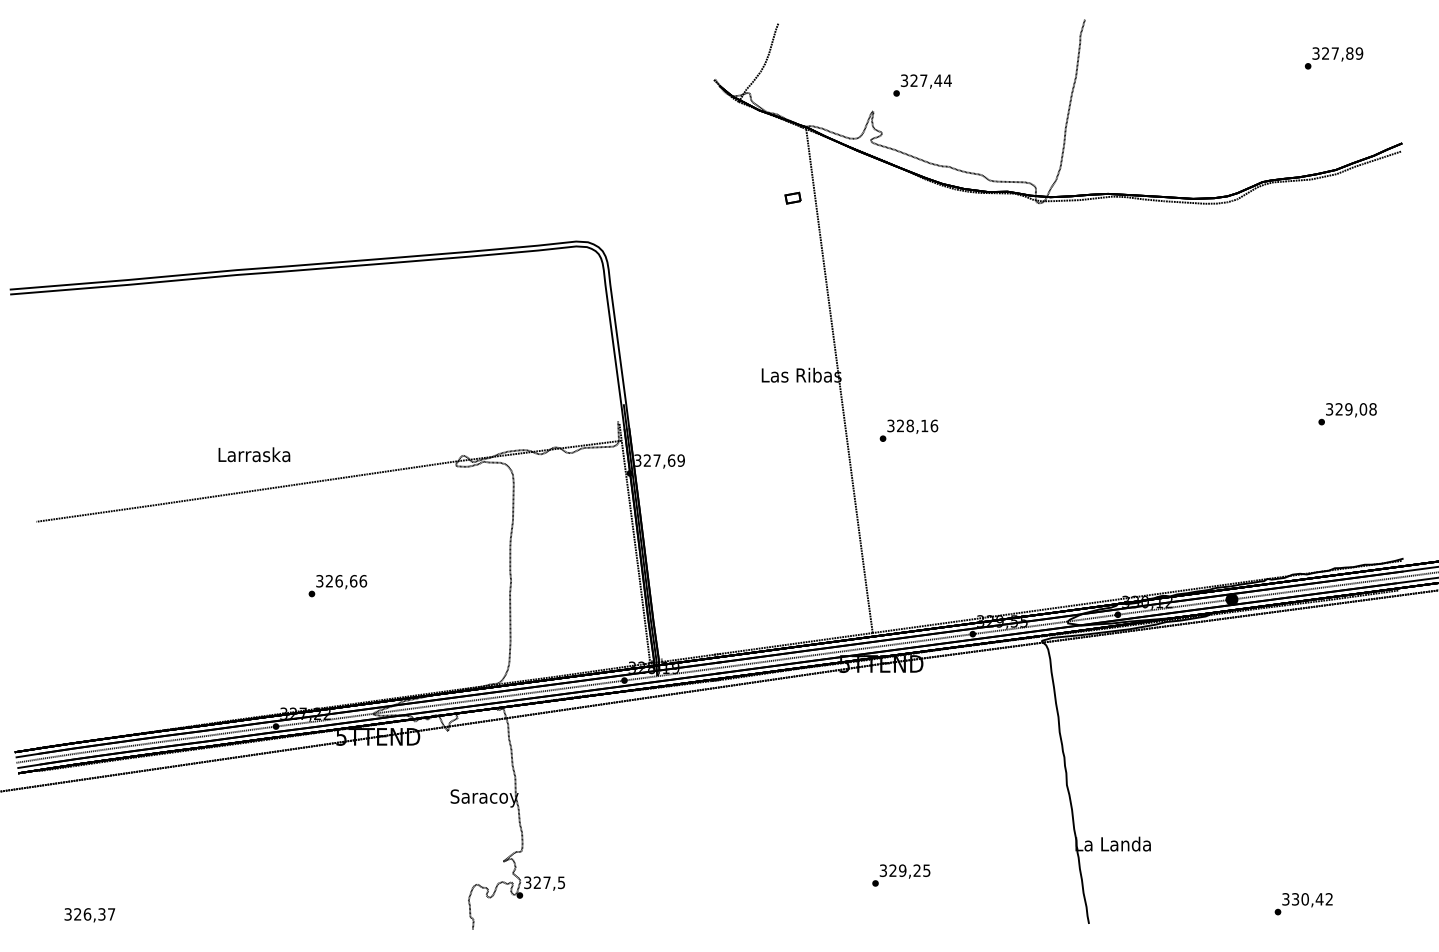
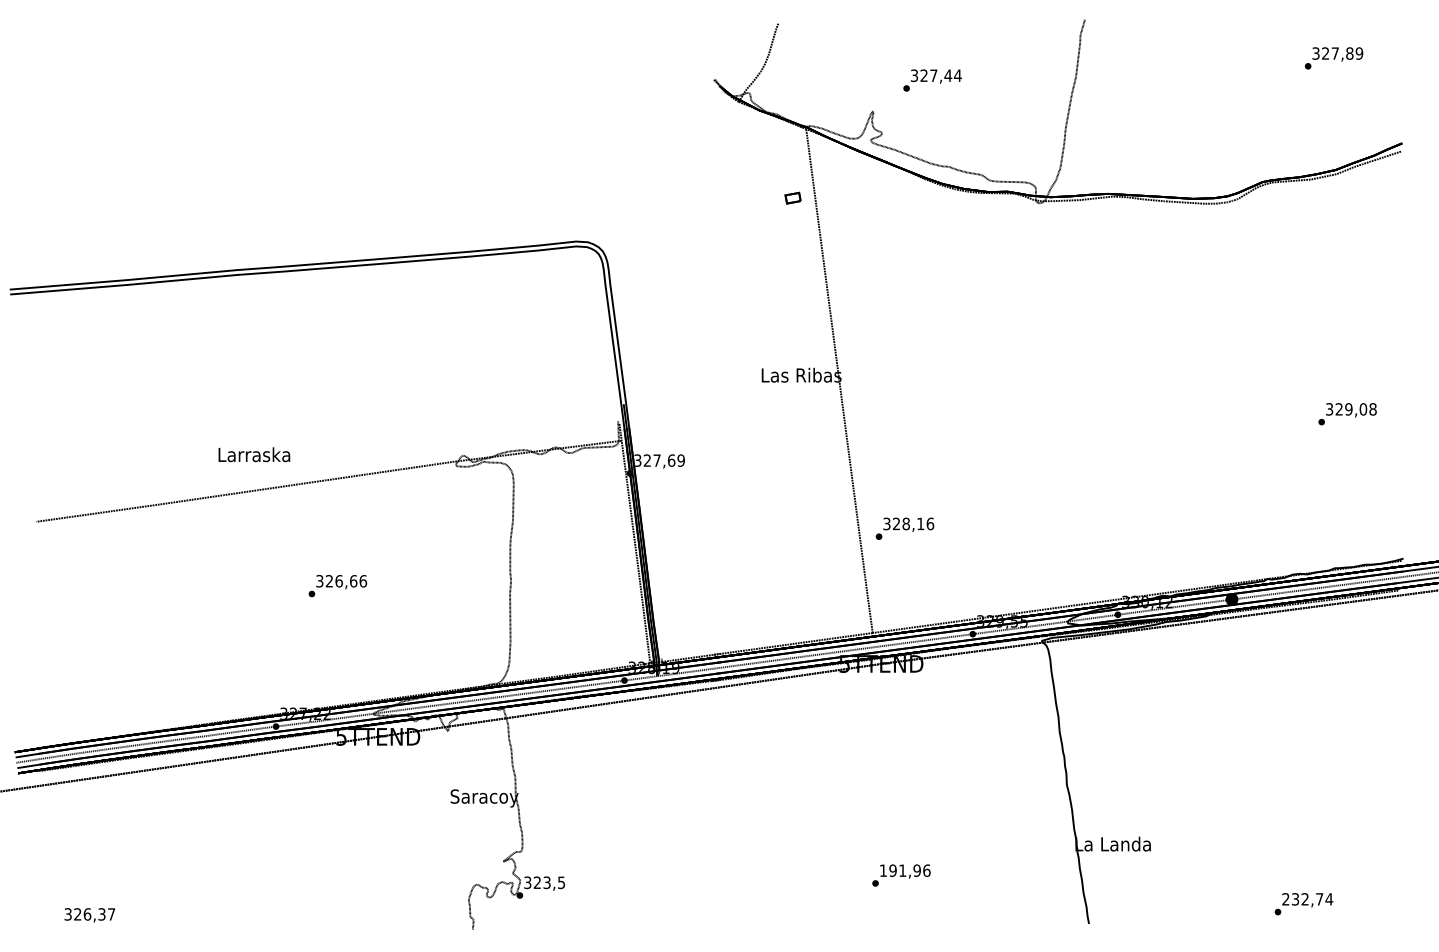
text position: (922, 85) -> (932, 80) (932, 80)
text position: (908, 430) -> (904, 528) (904, 528)
text: 329,25 -> 191,96 (904, 870)
text: 327,5 -> 323,5 (546, 882)
text: 330,42 -> 232,74 (1307, 899)
